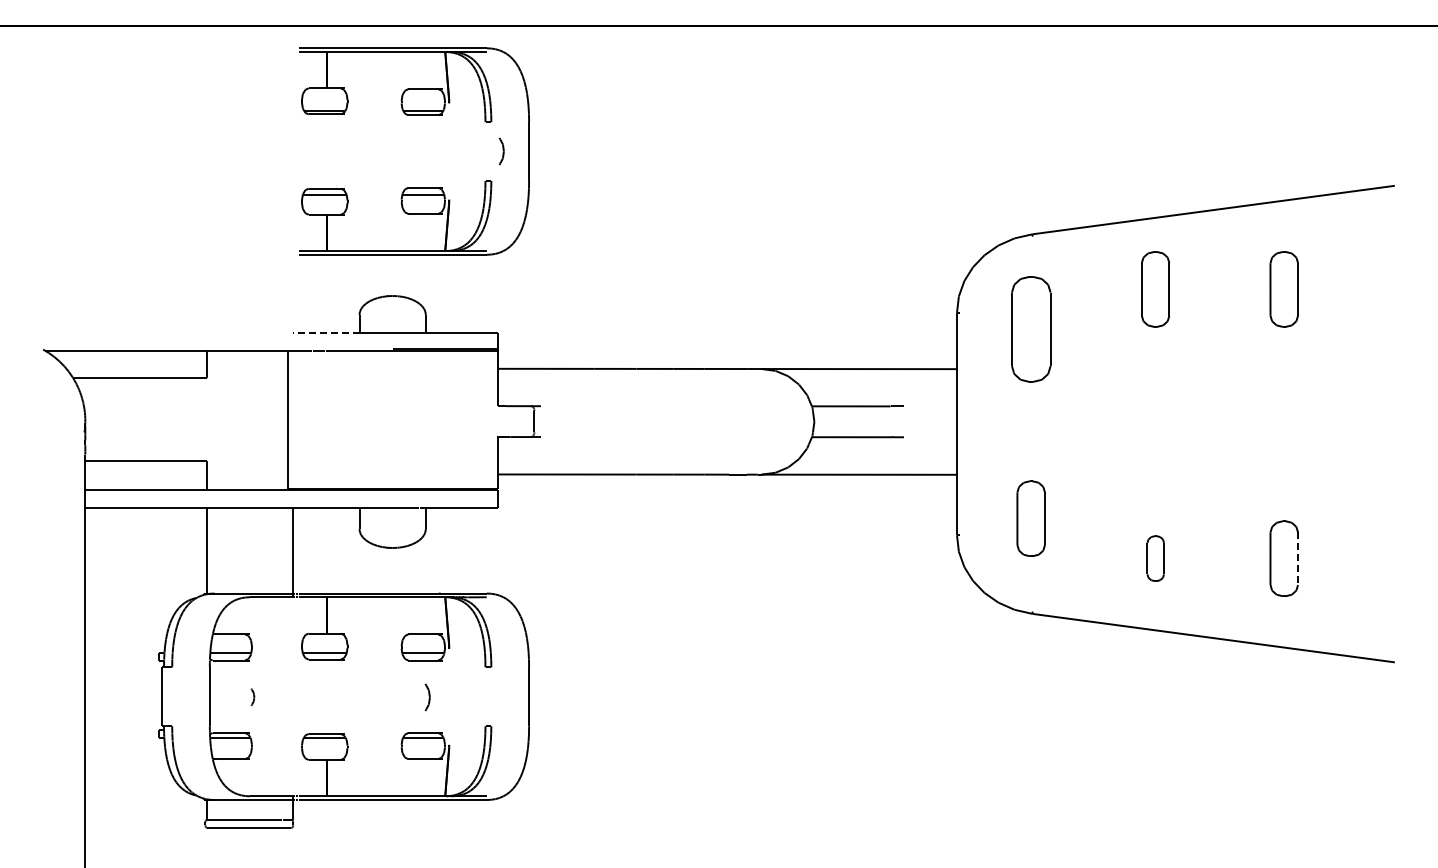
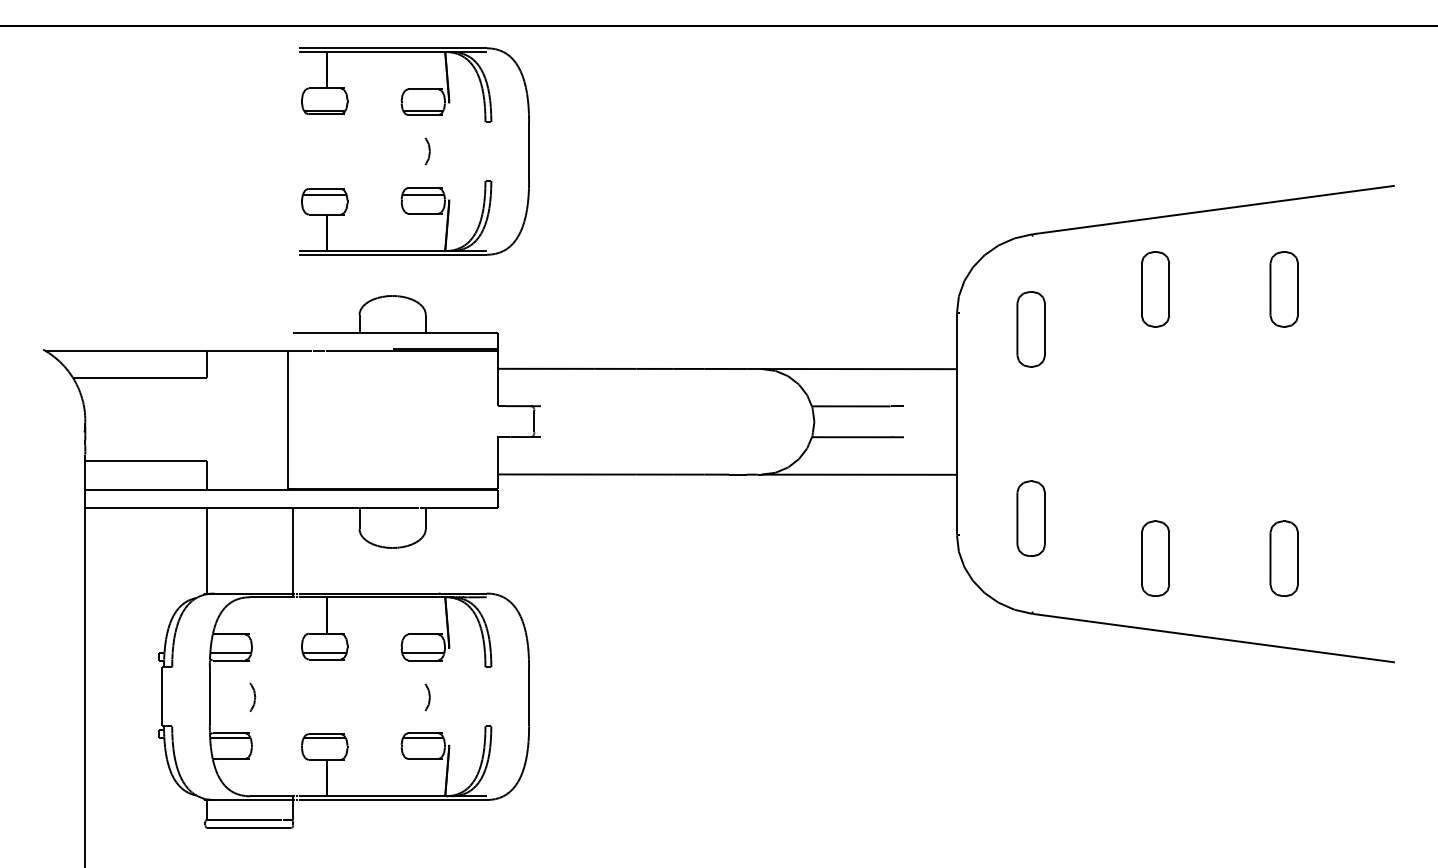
part position: (501, 151) -> (427, 151) (427, 151)
part size: 41x107 px -> 30x77 px (1030, 329)
line: dashed -> solid (325, 333)
part size: 19x47 px -> 30x77 px (1155, 558)
line: dashed -> solid (1298, 559)
part size: 6x18 px -> 8x30 px (252, 696)
